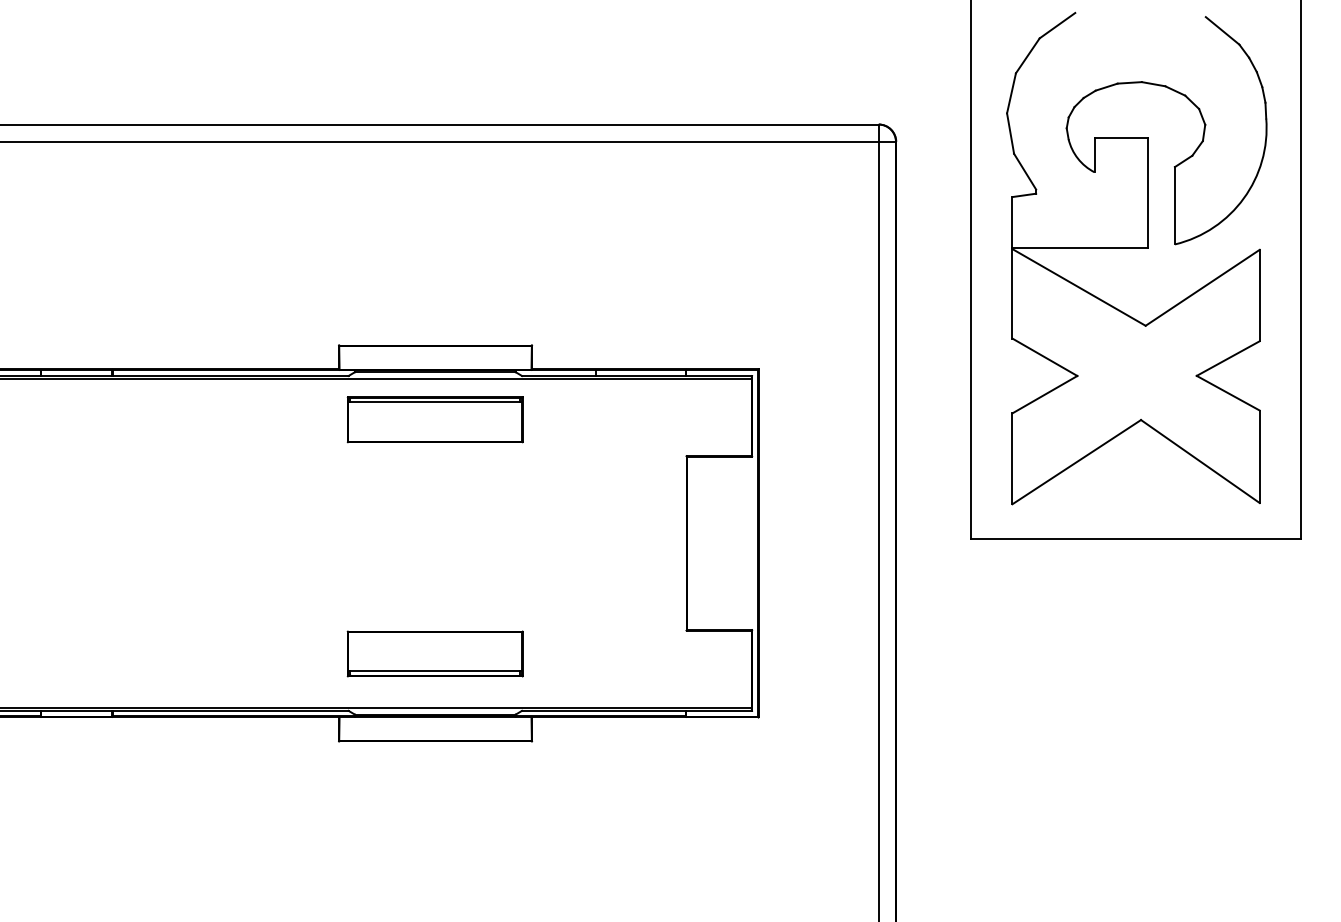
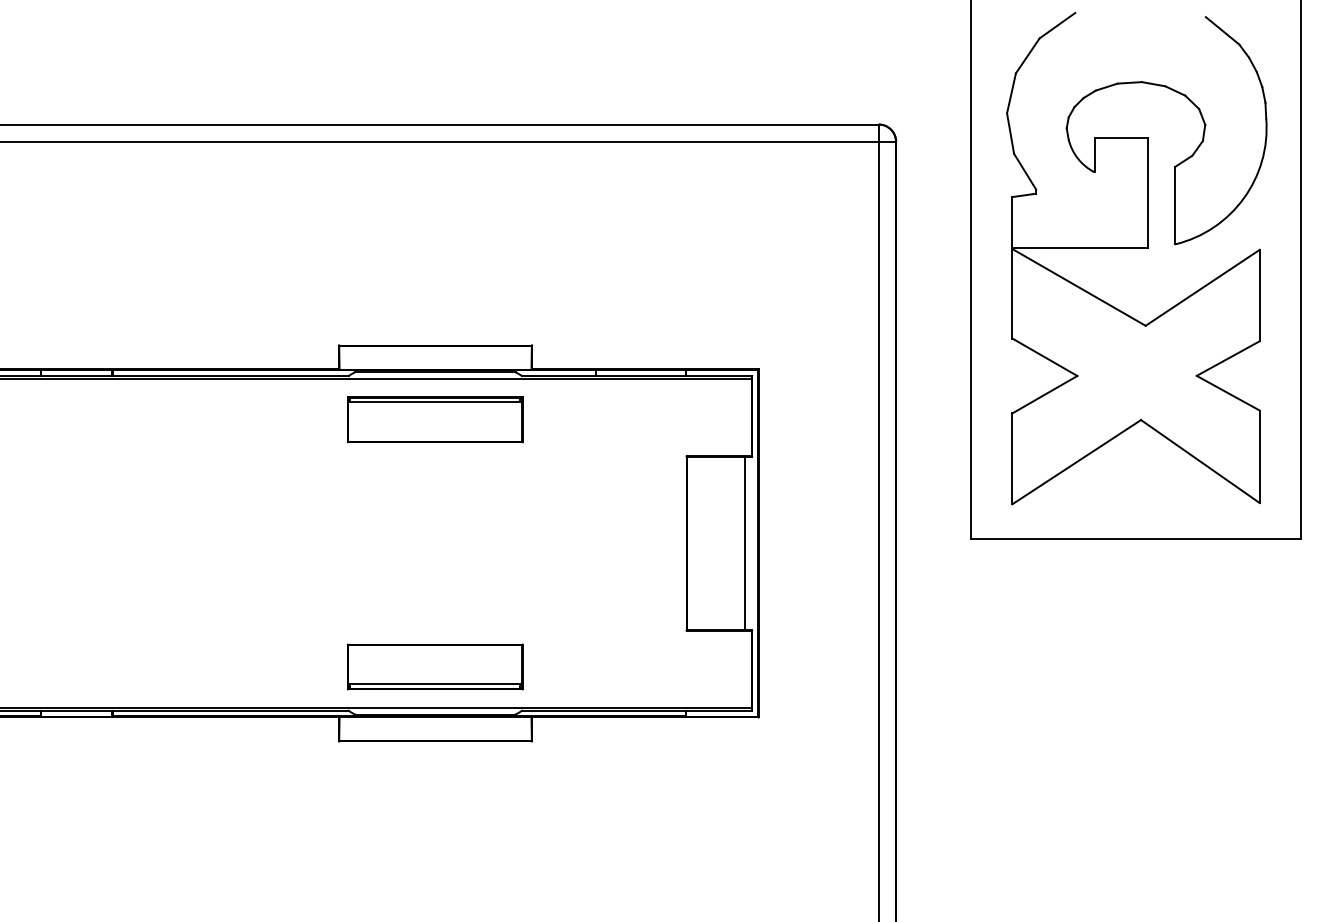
line: none -> present (744, 543)
part position: (434, 653) -> (434, 666) (434, 666)
